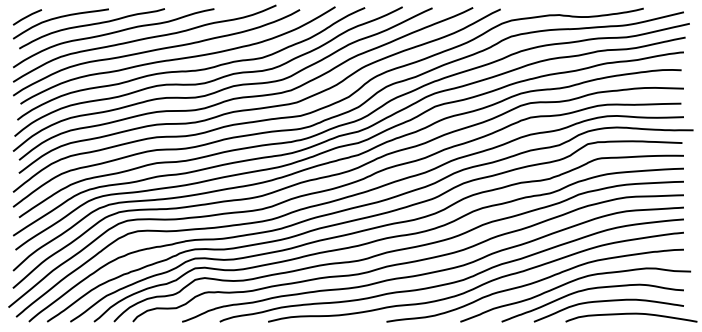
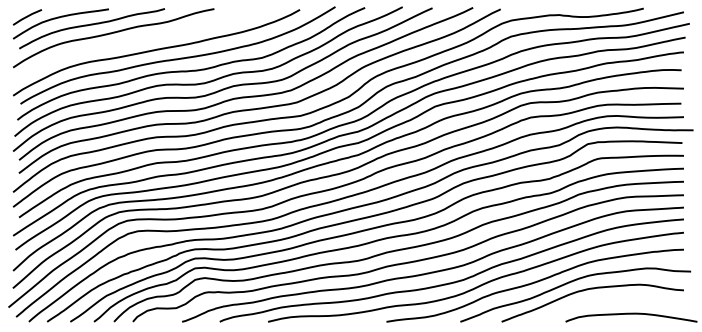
curve: present -> none (142, 40)
curve: present -> none (608, 301)
